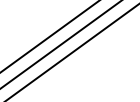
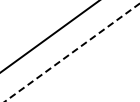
line: present -> none (60, 44)
line: solid -> dashed (72, 52)
